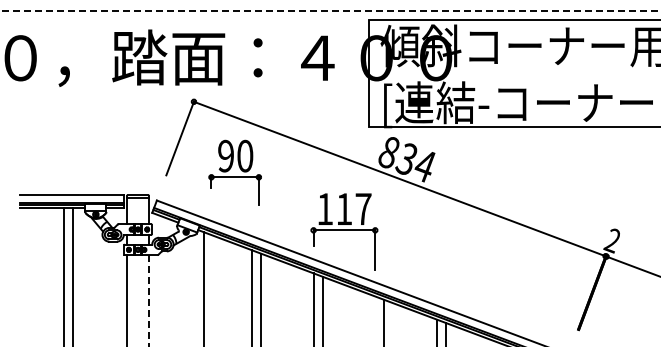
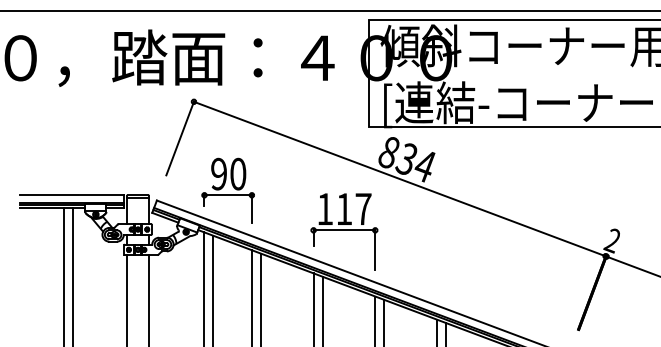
line: dashed -> solid (330, 10)
part position: (234, 172) -> (227, 190) (227, 190)
line: none -> present (213, 289)
line: dashed -> solid (148, 301)
line: none -> present (375, 319)
